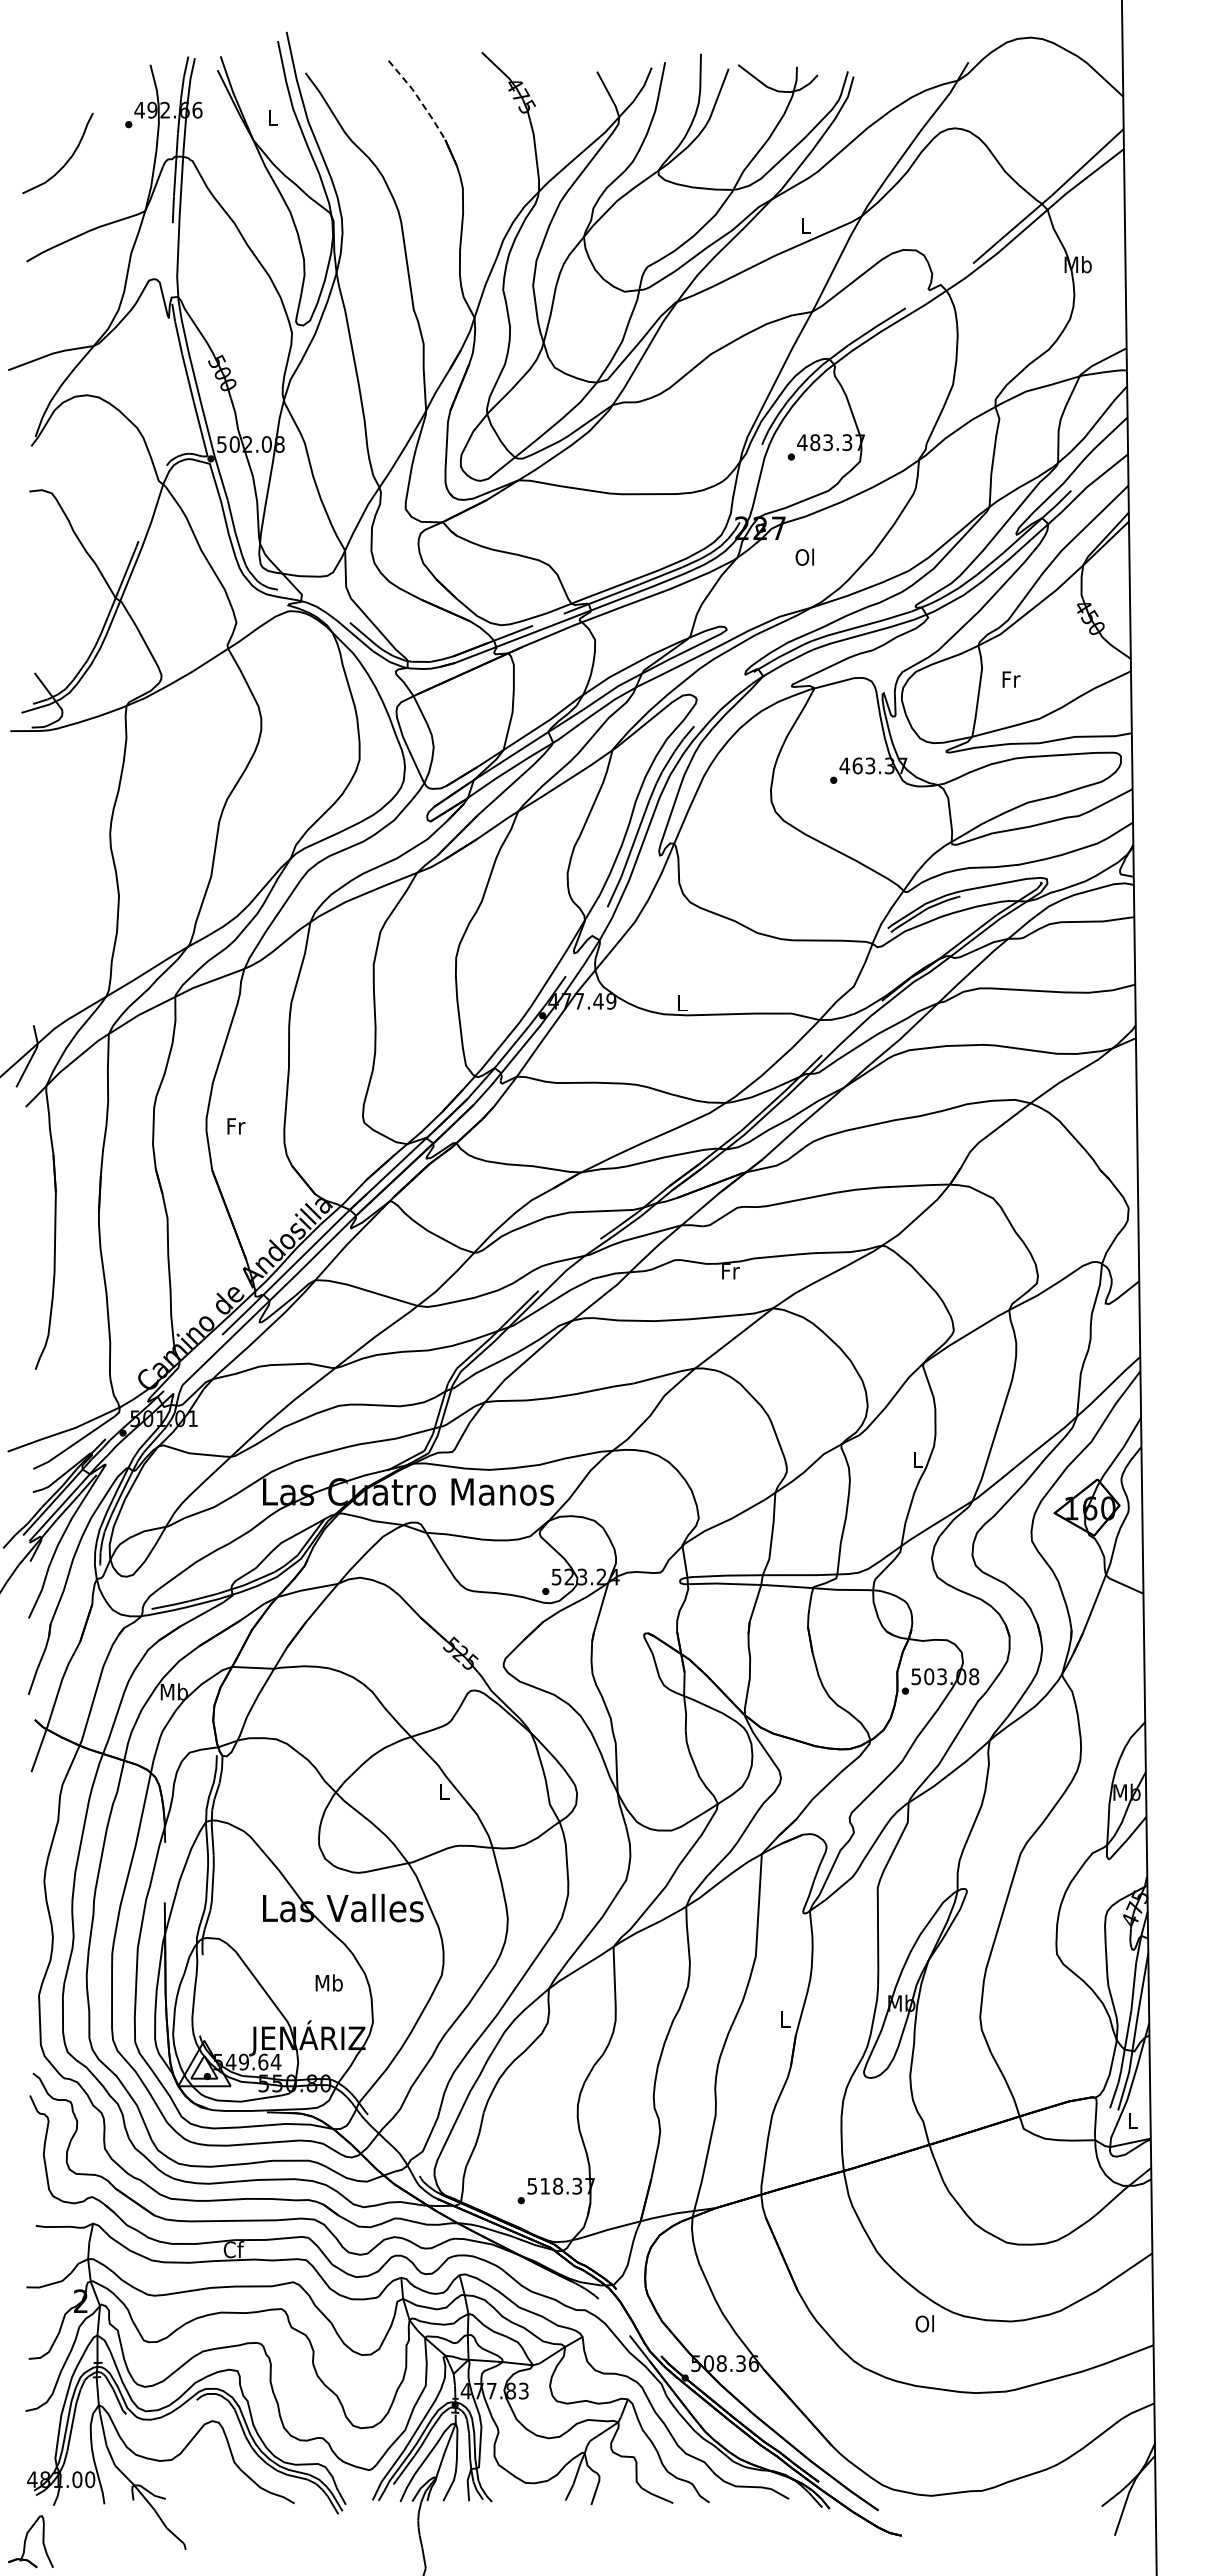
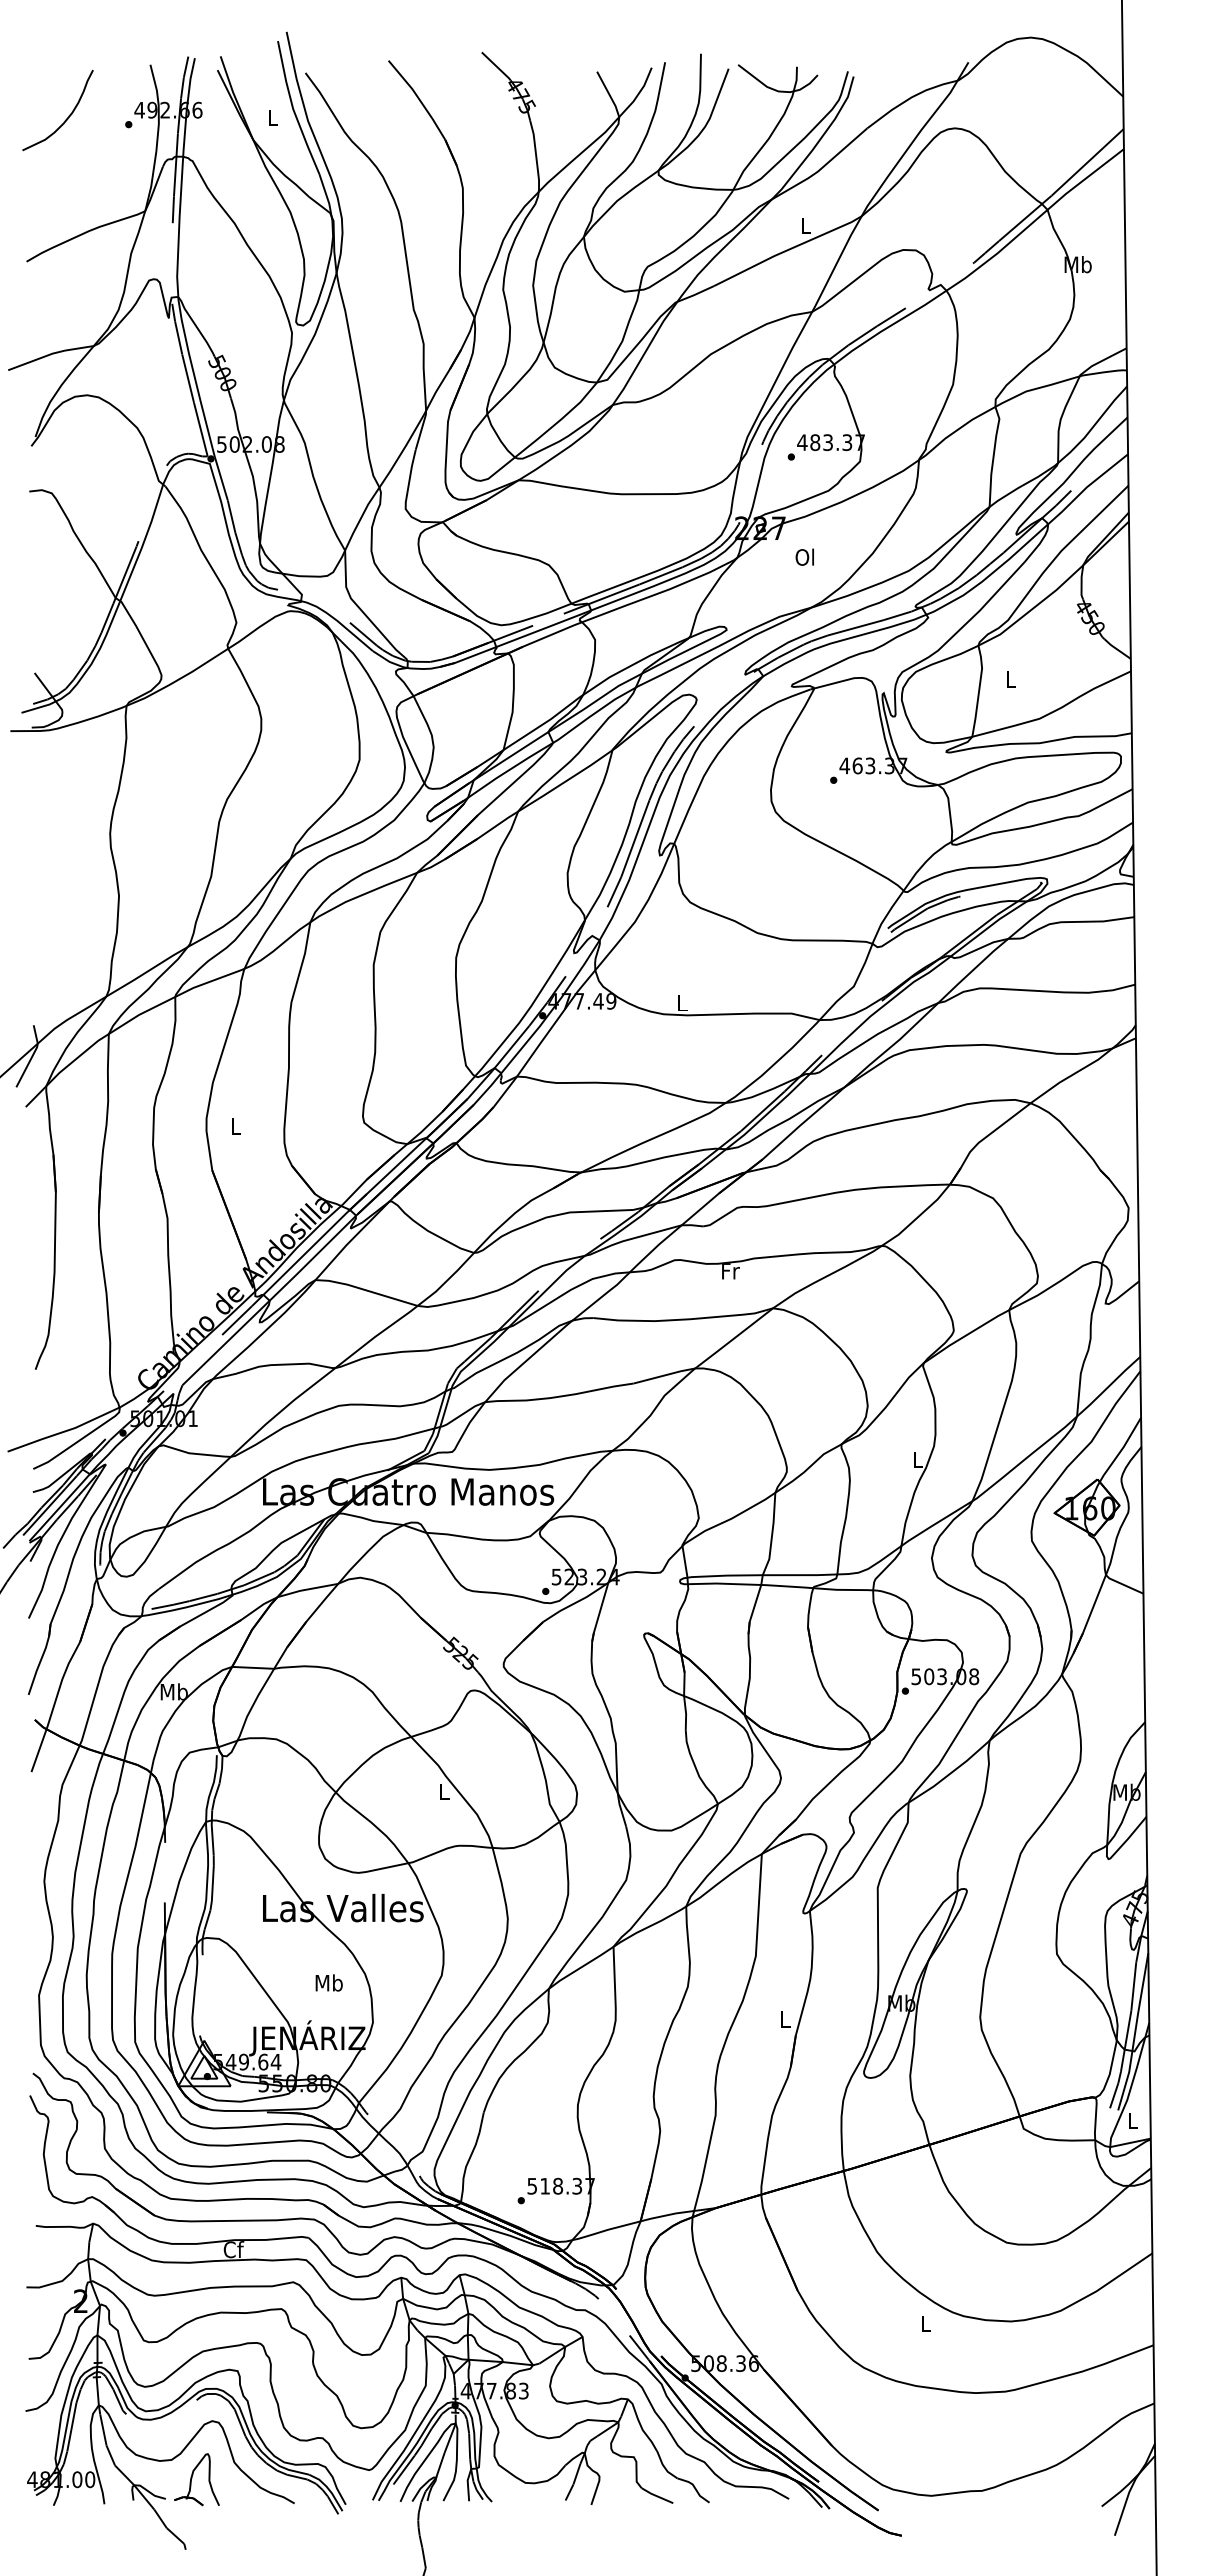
line: dashed -> solid (418, 98)
curve position: (66, 161) -> (66, 118) (66, 118)
text: Fr -> L (1011, 679)
text: Fr -> L (236, 1126)
text: Ol -> L (924, 2323)
part position: (30, 2541) -> (196, 2479) (196, 2479)
